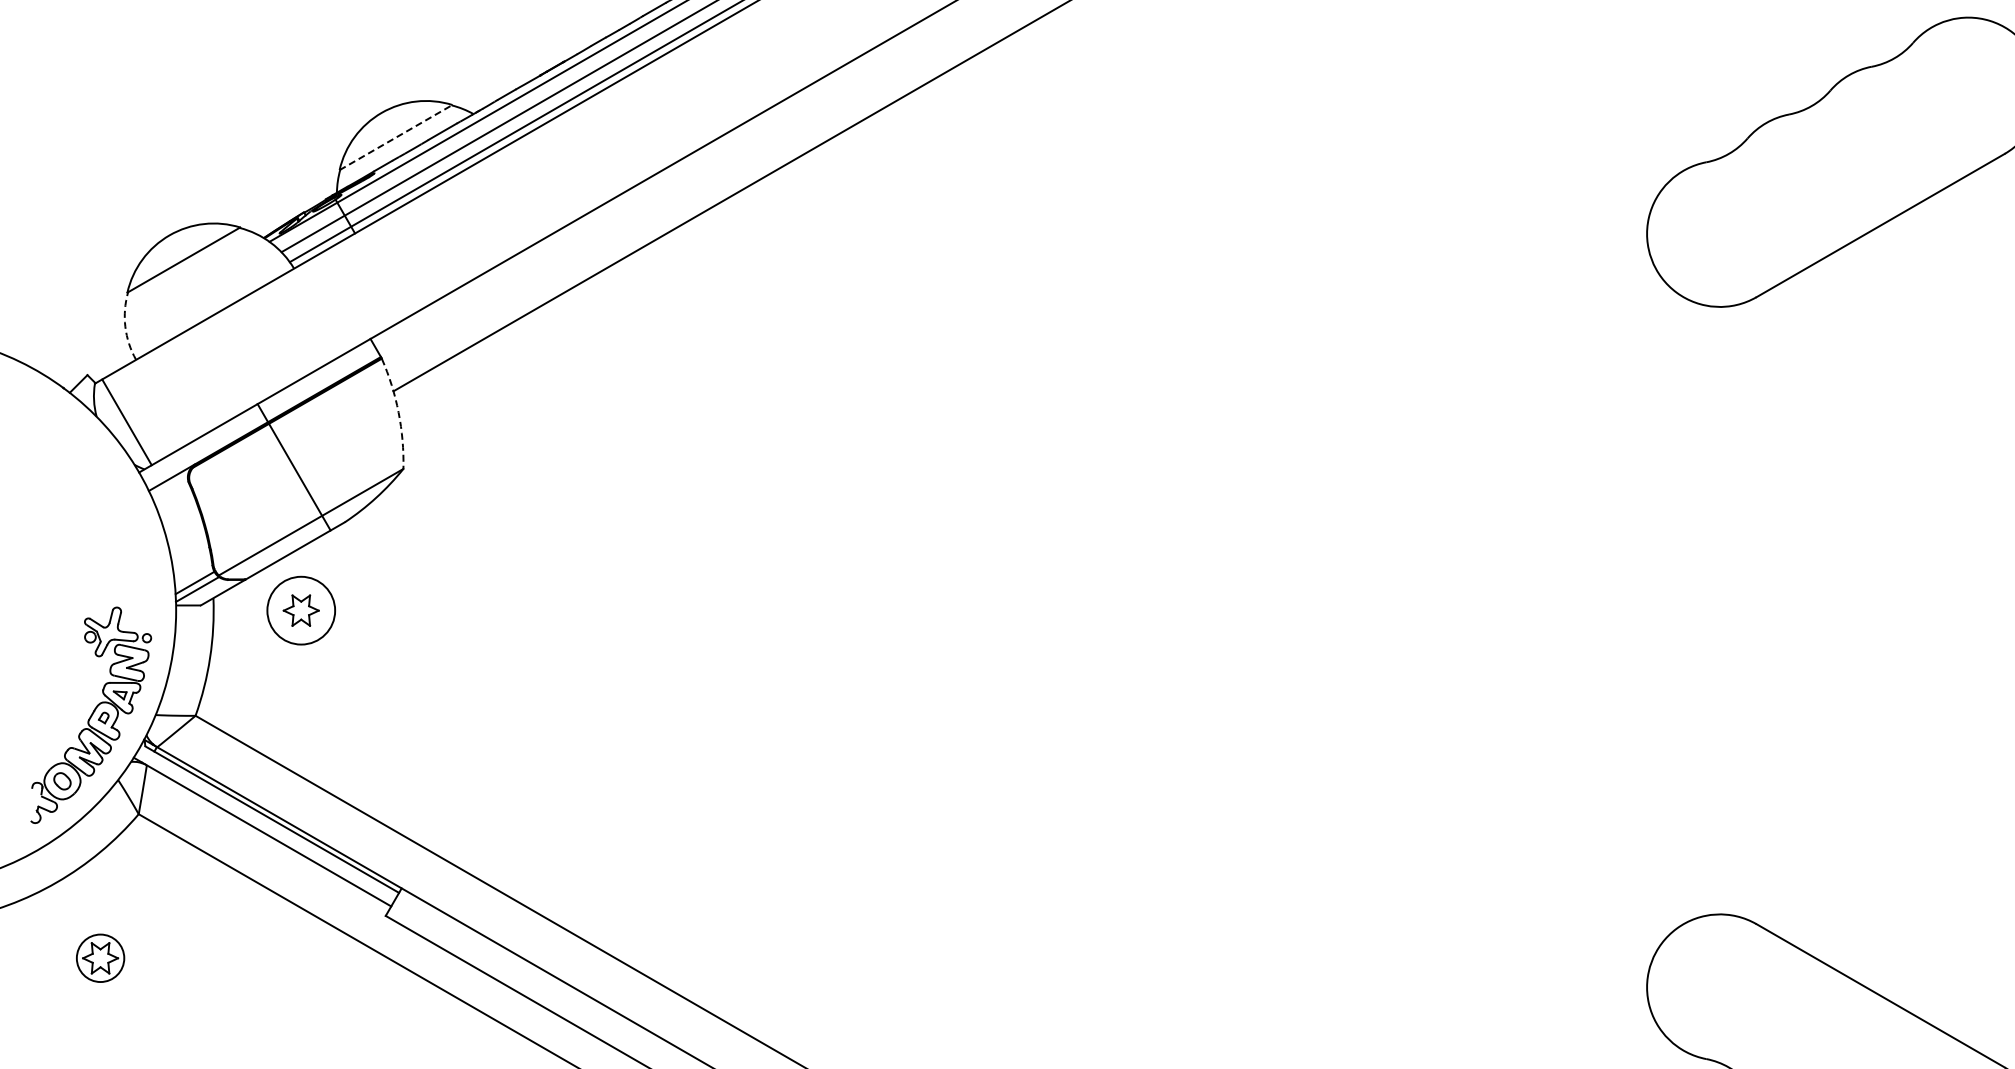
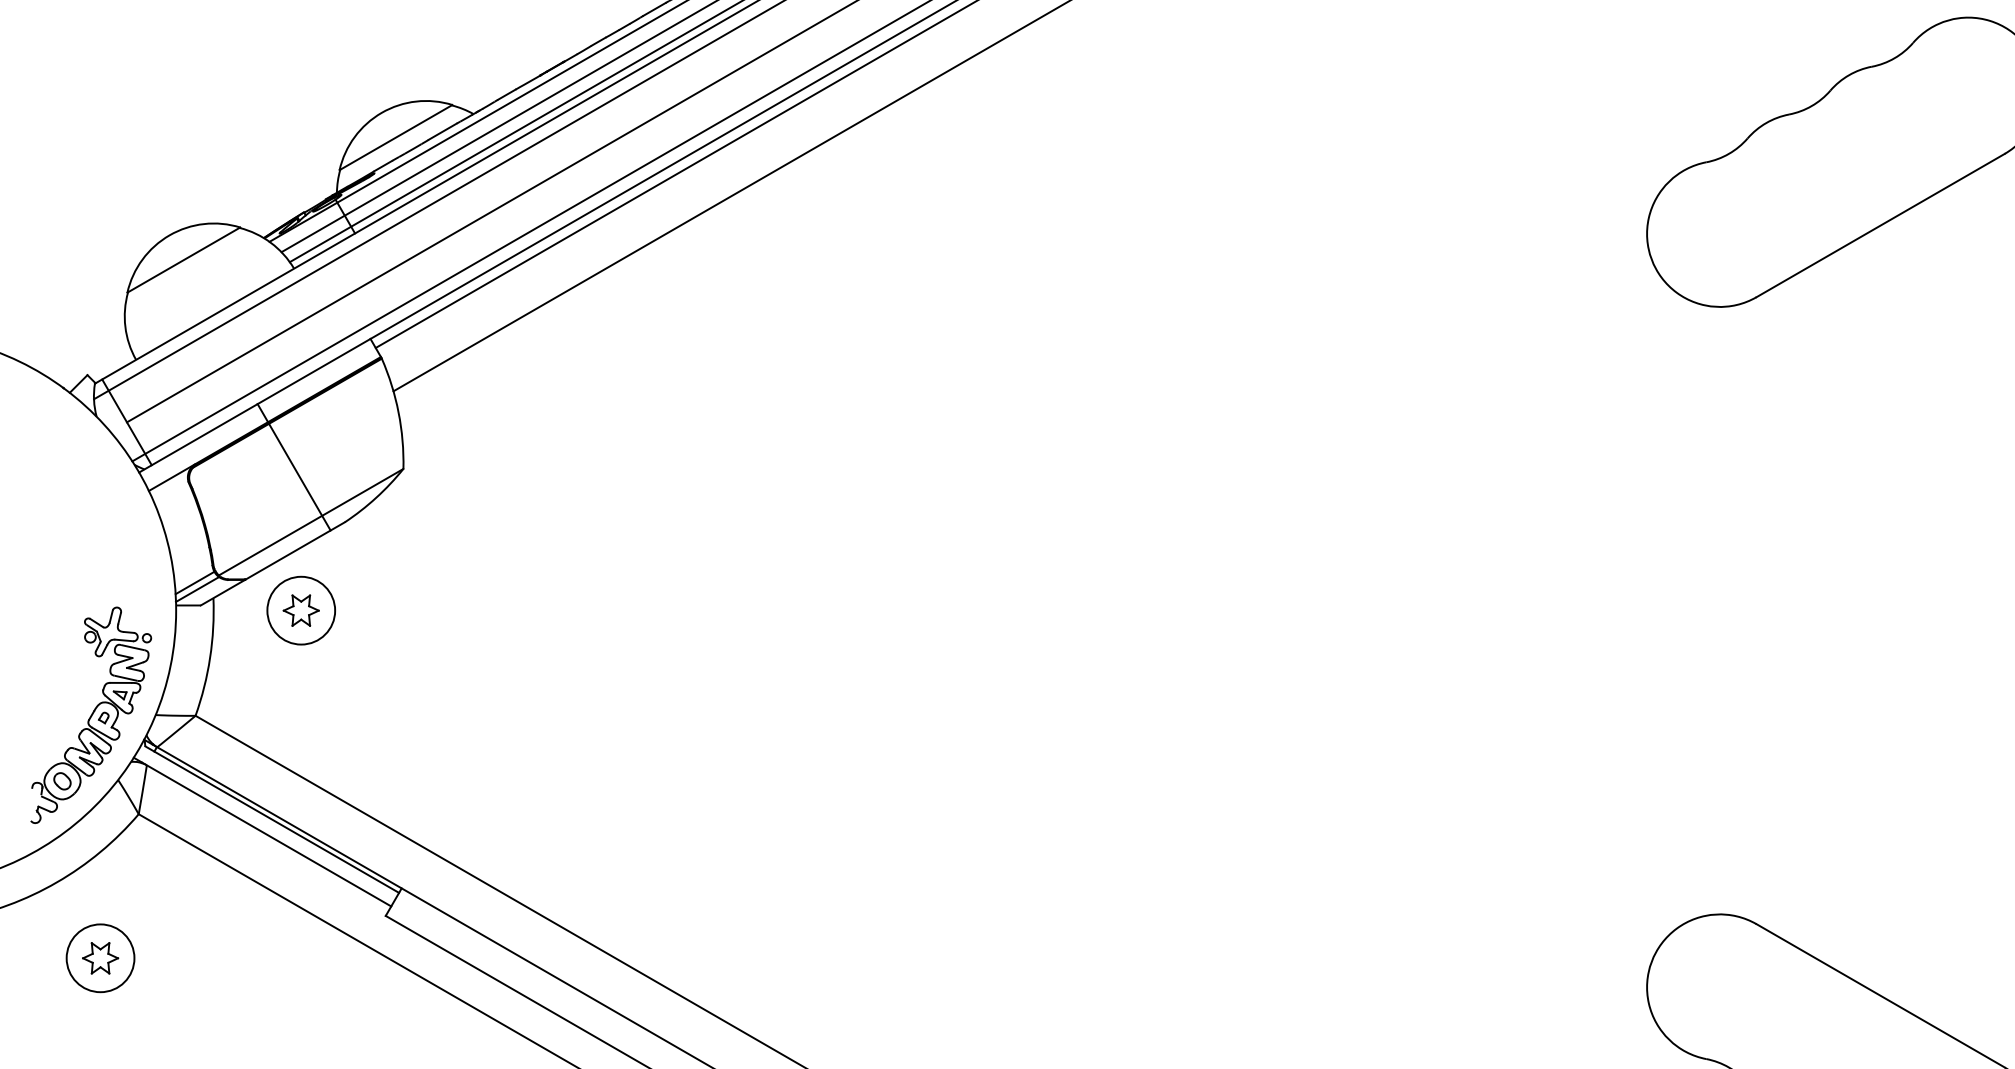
line: dashed -> solid (396, 137)
line: none -> present (674, 174)
line: none -> present (437, 200)
line: none -> present (490, 212)
line: none -> present (529, 231)
arc: dashed -> solid (125, 326)
arc: dashed -> solid (398, 412)
circle diameter: 47 px -> 68 px (100, 958)
